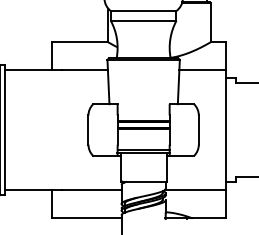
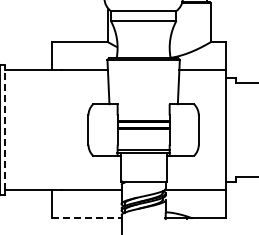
line: solid -> dashed (4, 127)
line: solid -> dashed (86, 218)
